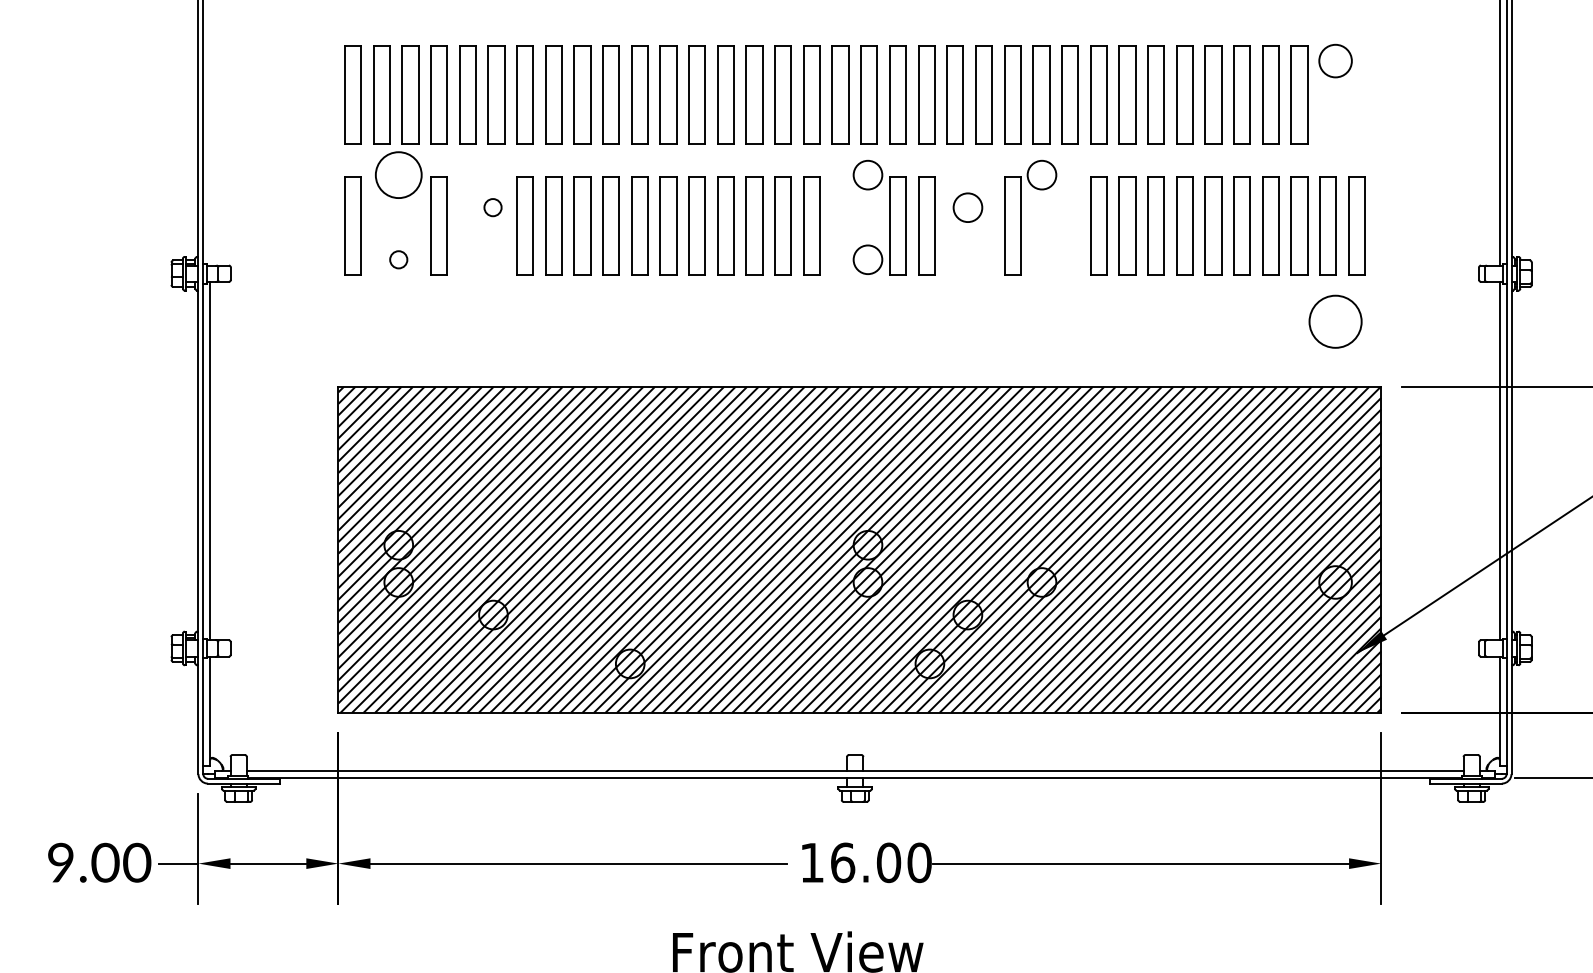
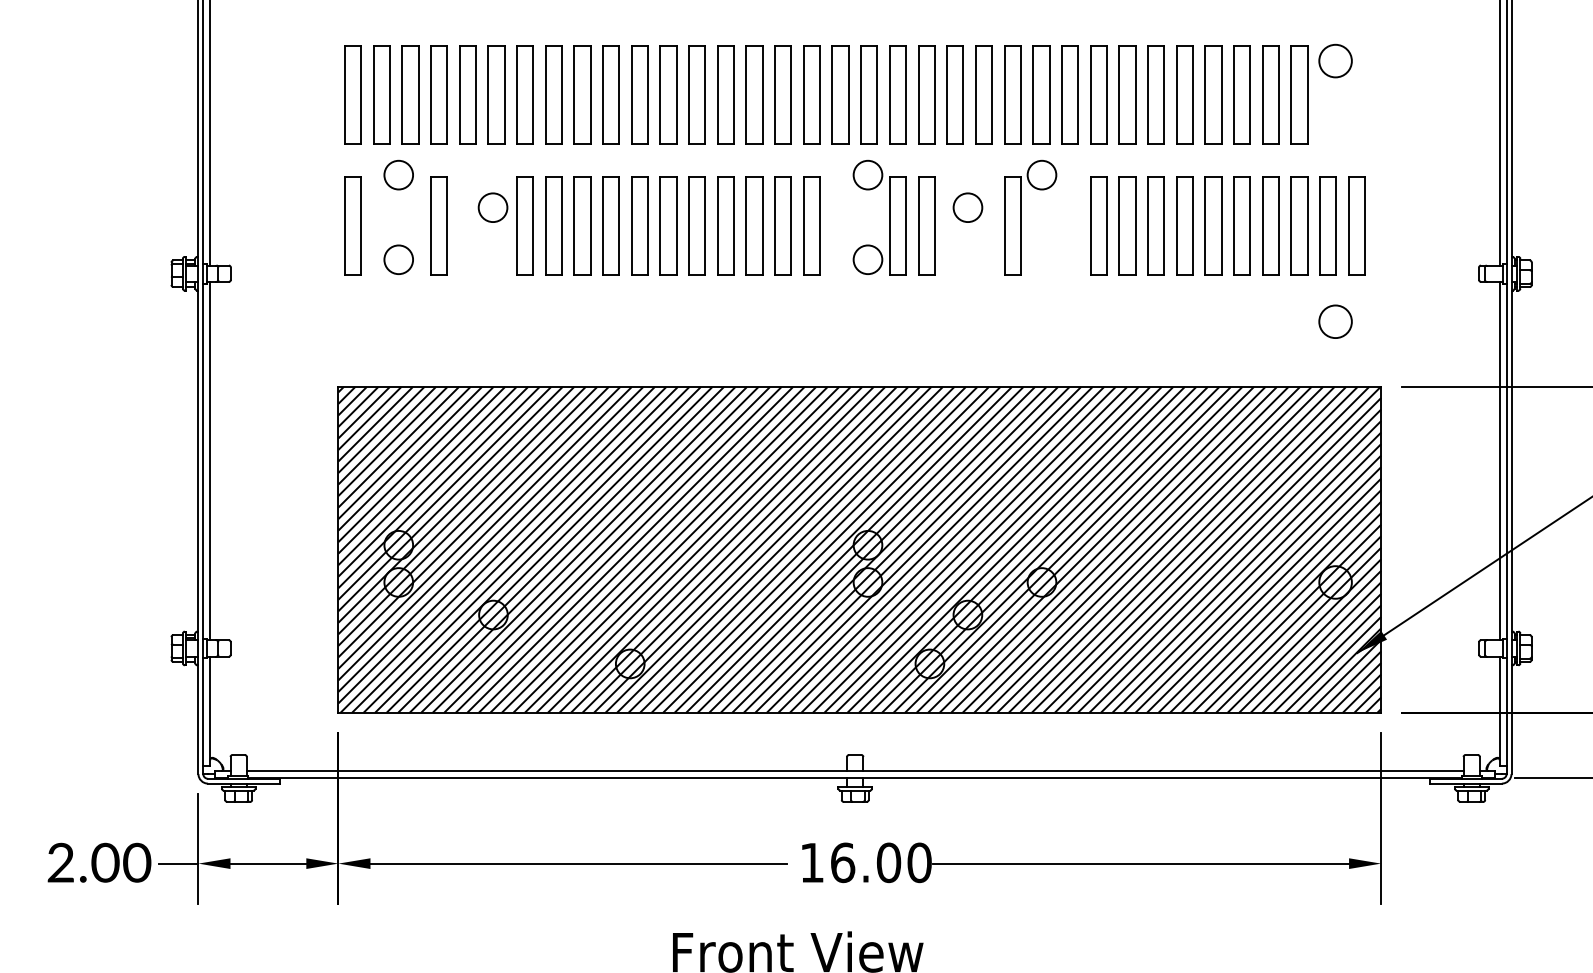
line: none -> present (210, 133)
circle diameter: 46 px -> 29 px (398, 174)
circle size: 20x20 px -> 32x31 px (492, 207)
circle diameter: 17 px -> 29 px (398, 259)
circle diameter: 52 px -> 33 px (1335, 321)
text: 9.00 -> 2.00 (60, 862)
